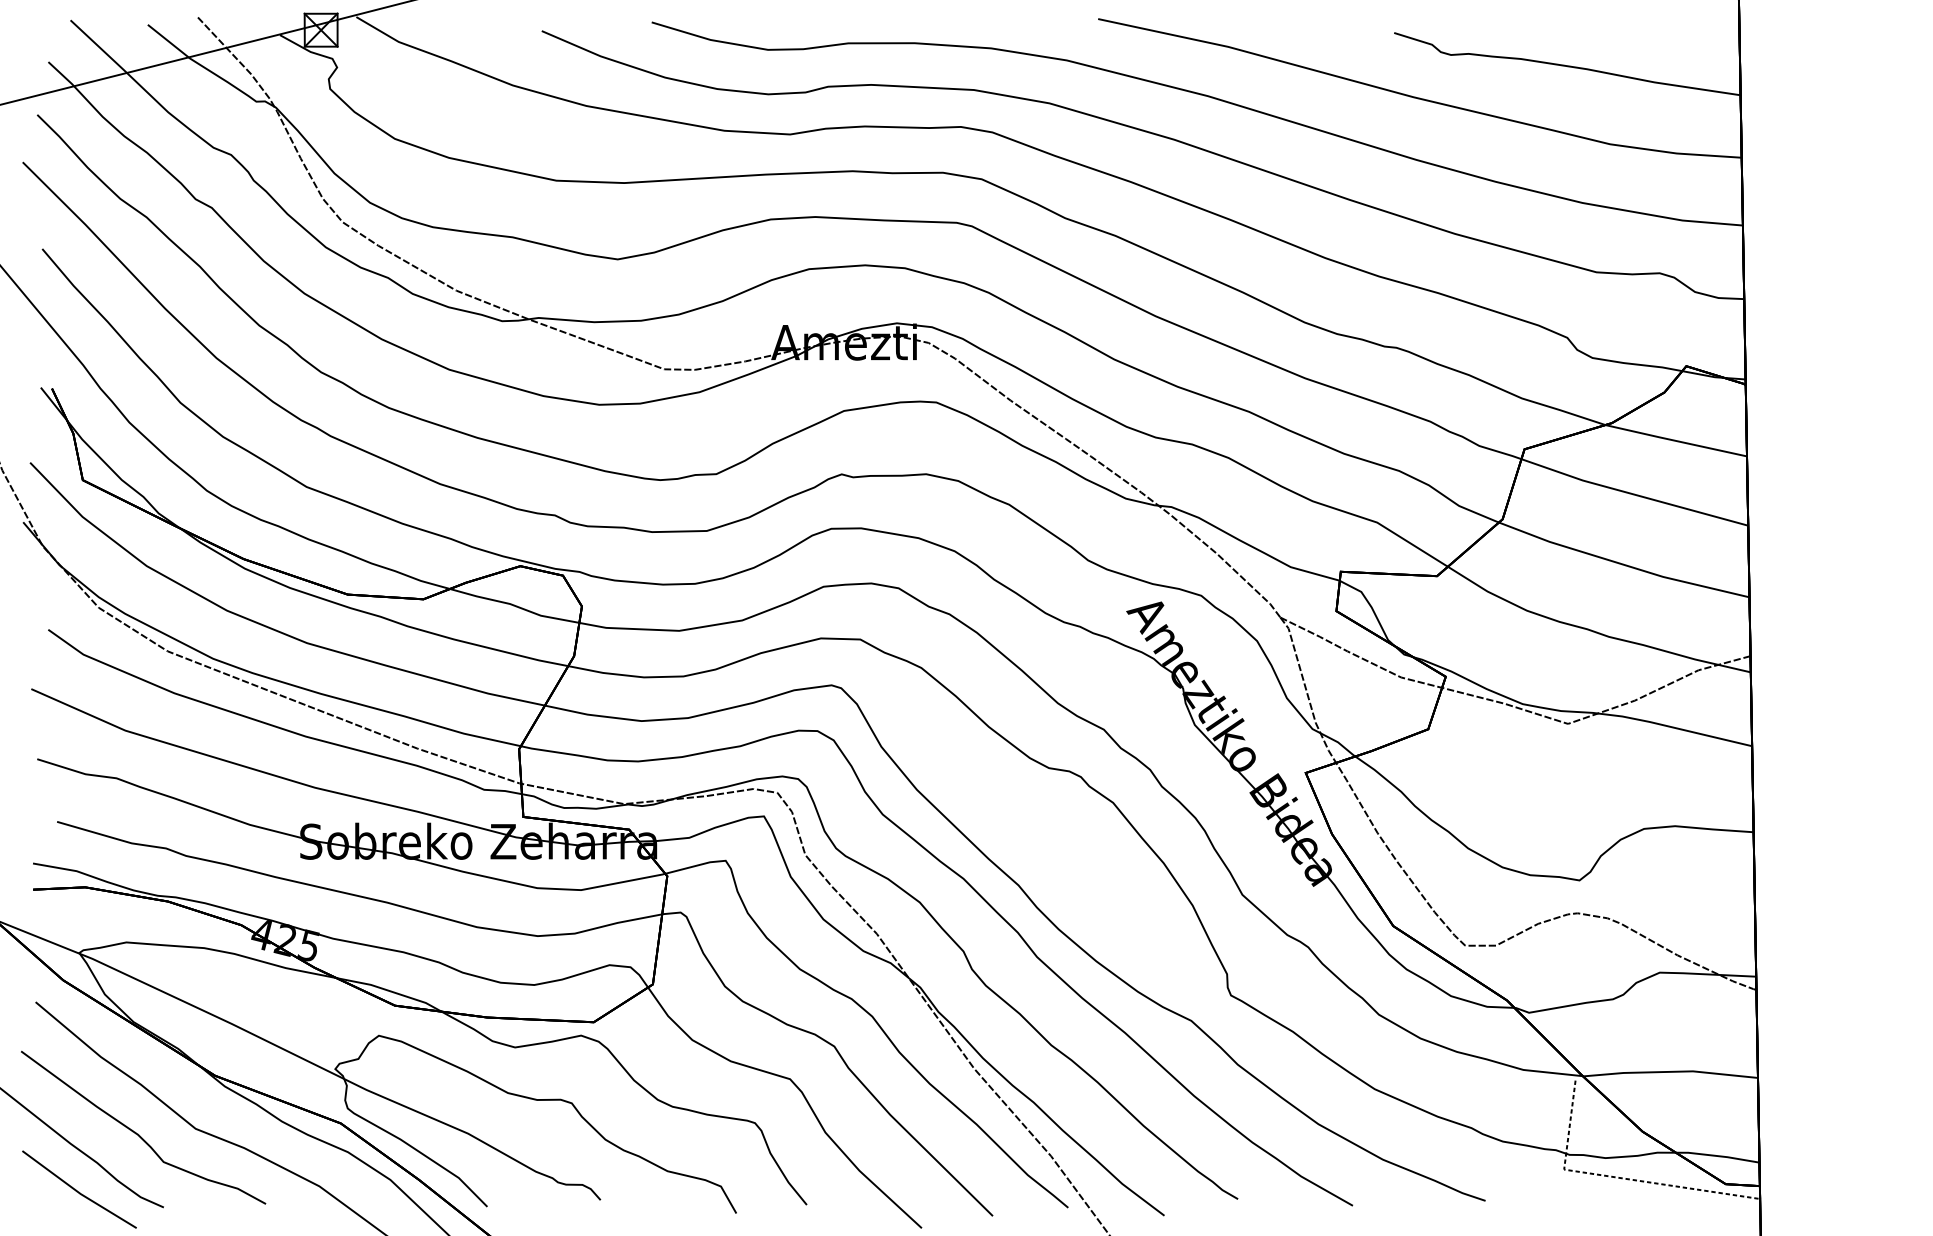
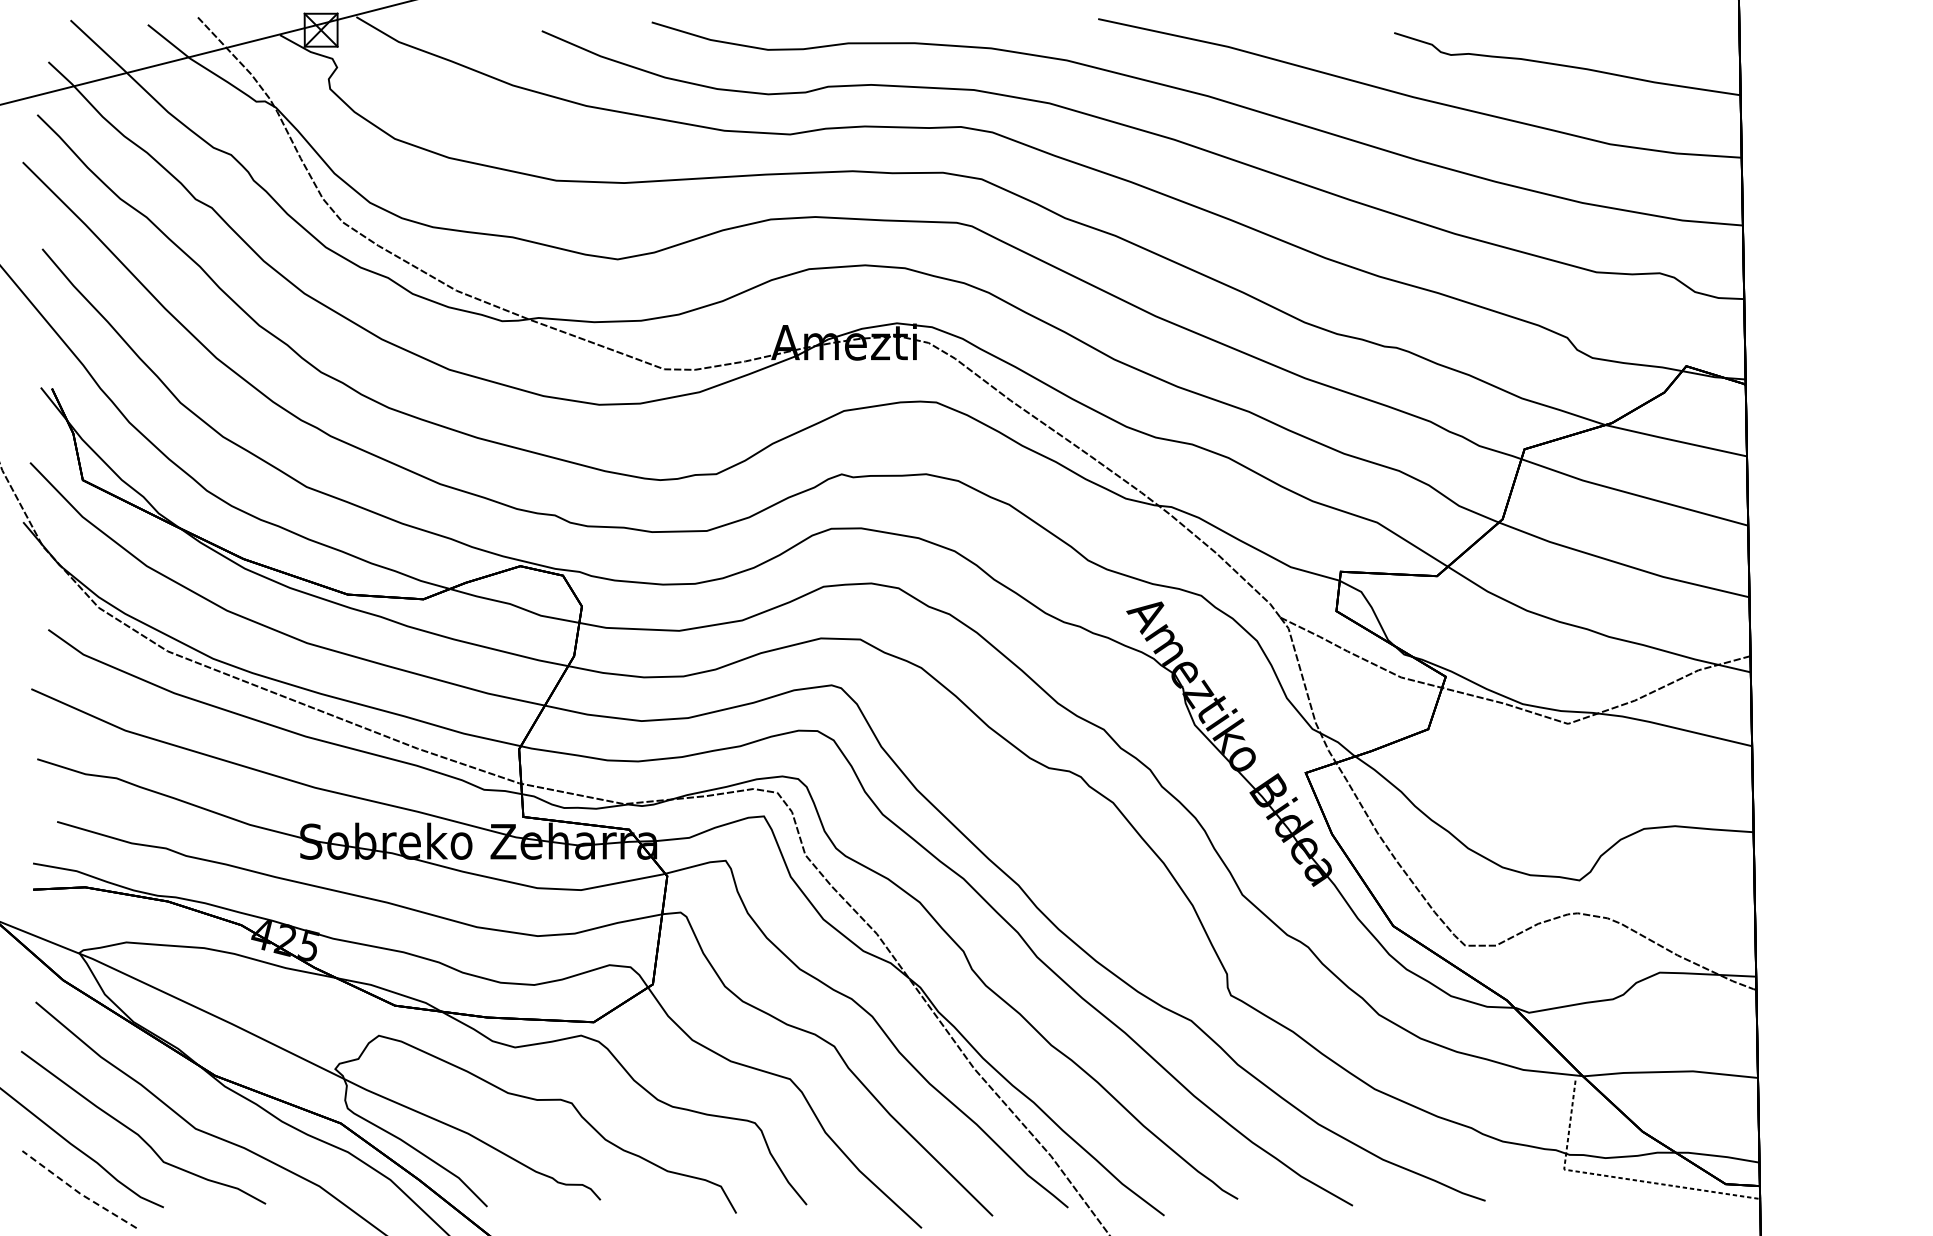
line: solid -> dashed (78, 1192)
